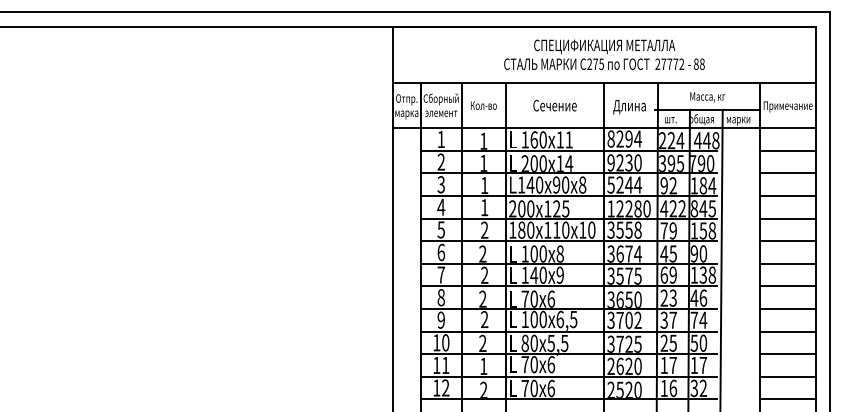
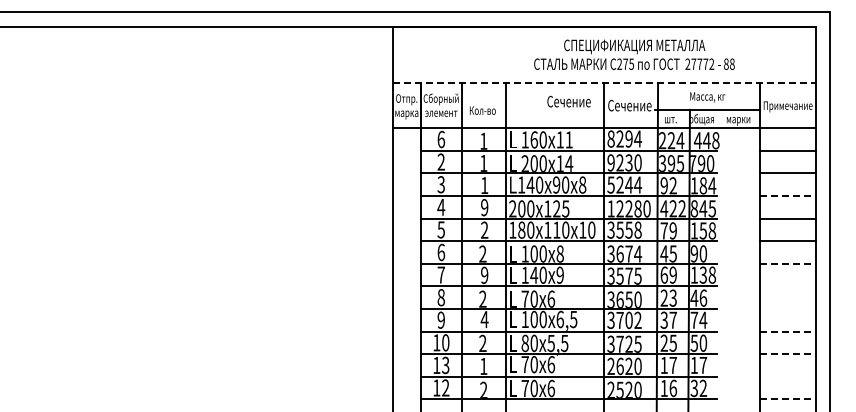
text position: (604, 54) -> (634, 54) (634, 54)
line: solid -> dashed (604, 83)
text position: (483, 105) -> (482, 110) (482, 110)
text position: (554, 105) -> (568, 101) (568, 101)
text: Длина -> Сечение (629, 106)
text: 1 -> 6 (441, 139)
line: solid -> dashed (788, 196)
text: 1 -> 9 (484, 207)
line: present -> none (721, 258)
line: solid -> dashed (788, 263)
text: 2 -> 9 (484, 275)
line: present -> none (787, 286)
line: present -> none (787, 308)
text: 2 -> 4 (484, 318)
line: solid -> dashed (788, 331)
line: solid -> dashed (788, 354)
text: 11 -> 13 (445, 365)
line: present -> none (787, 376)
line: solid -> dashed (788, 399)
